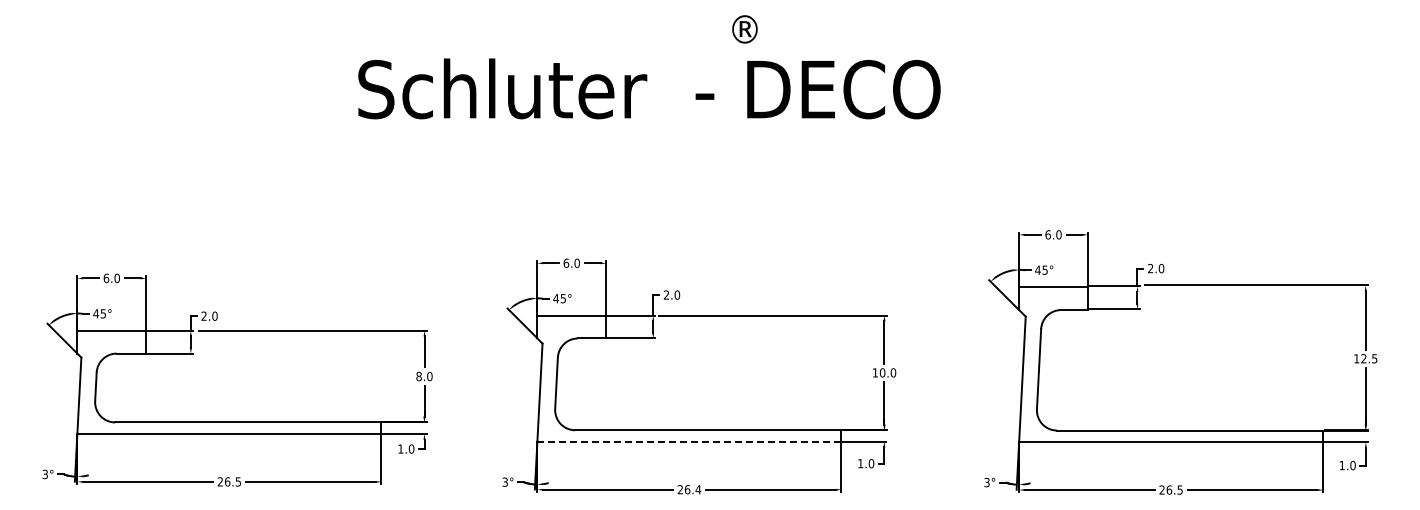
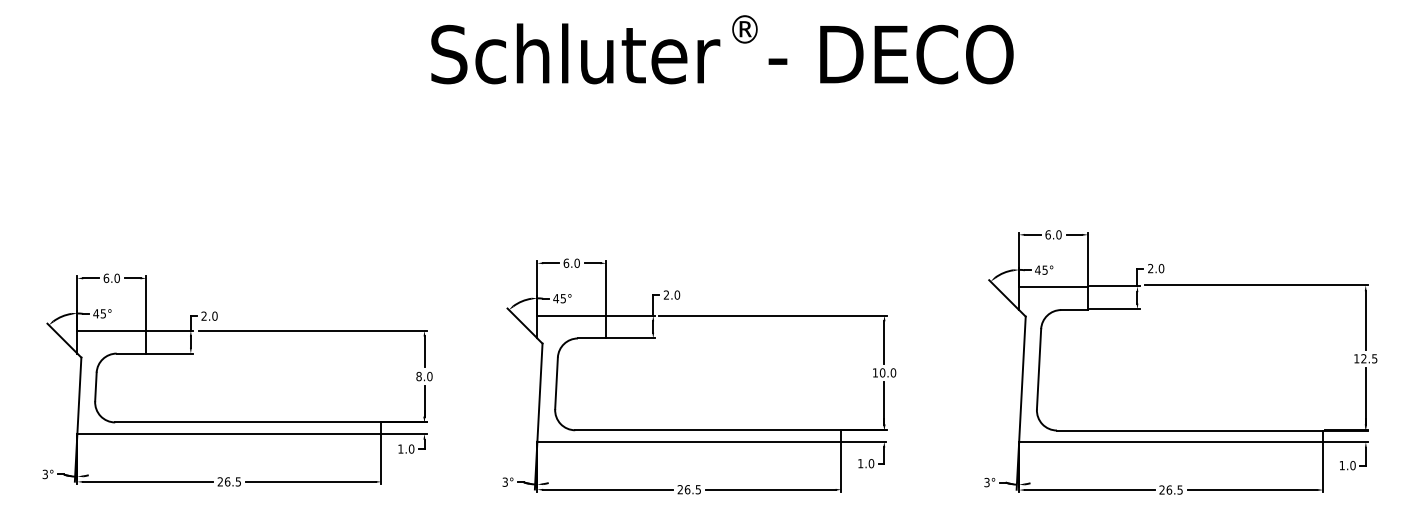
text position: (649, 88) -> (722, 53) (722, 53)
line: dashed -> solid (689, 441)
text: 26.4 -> 26.5 (698, 489)
